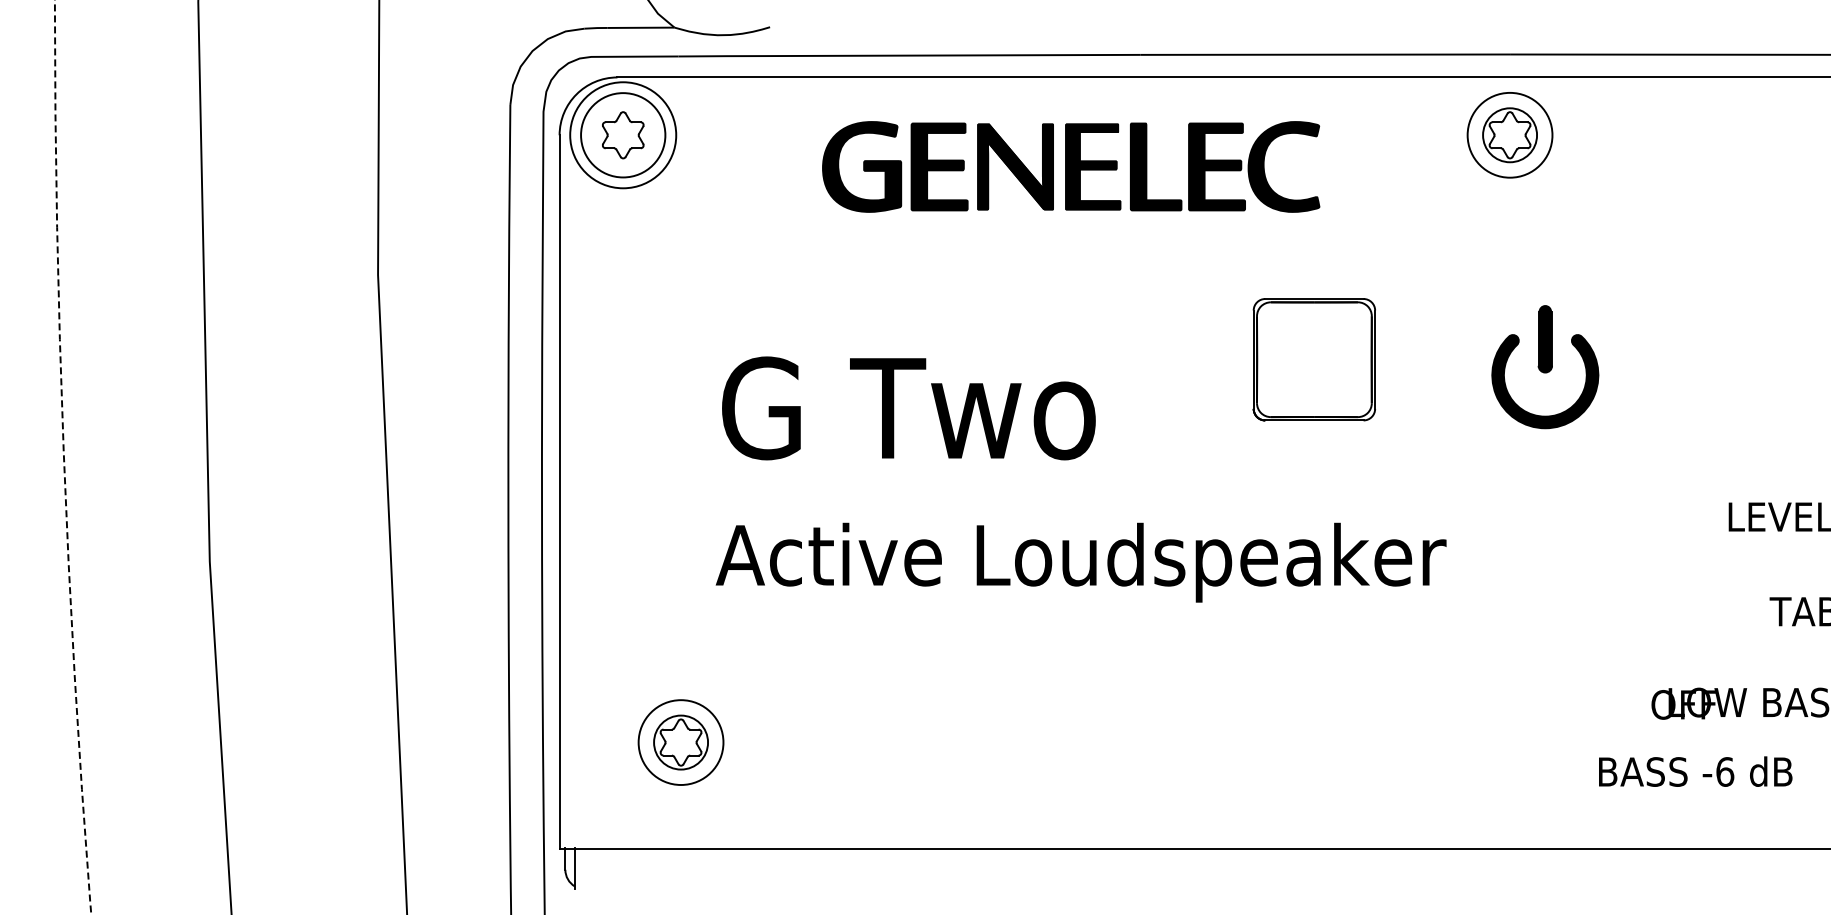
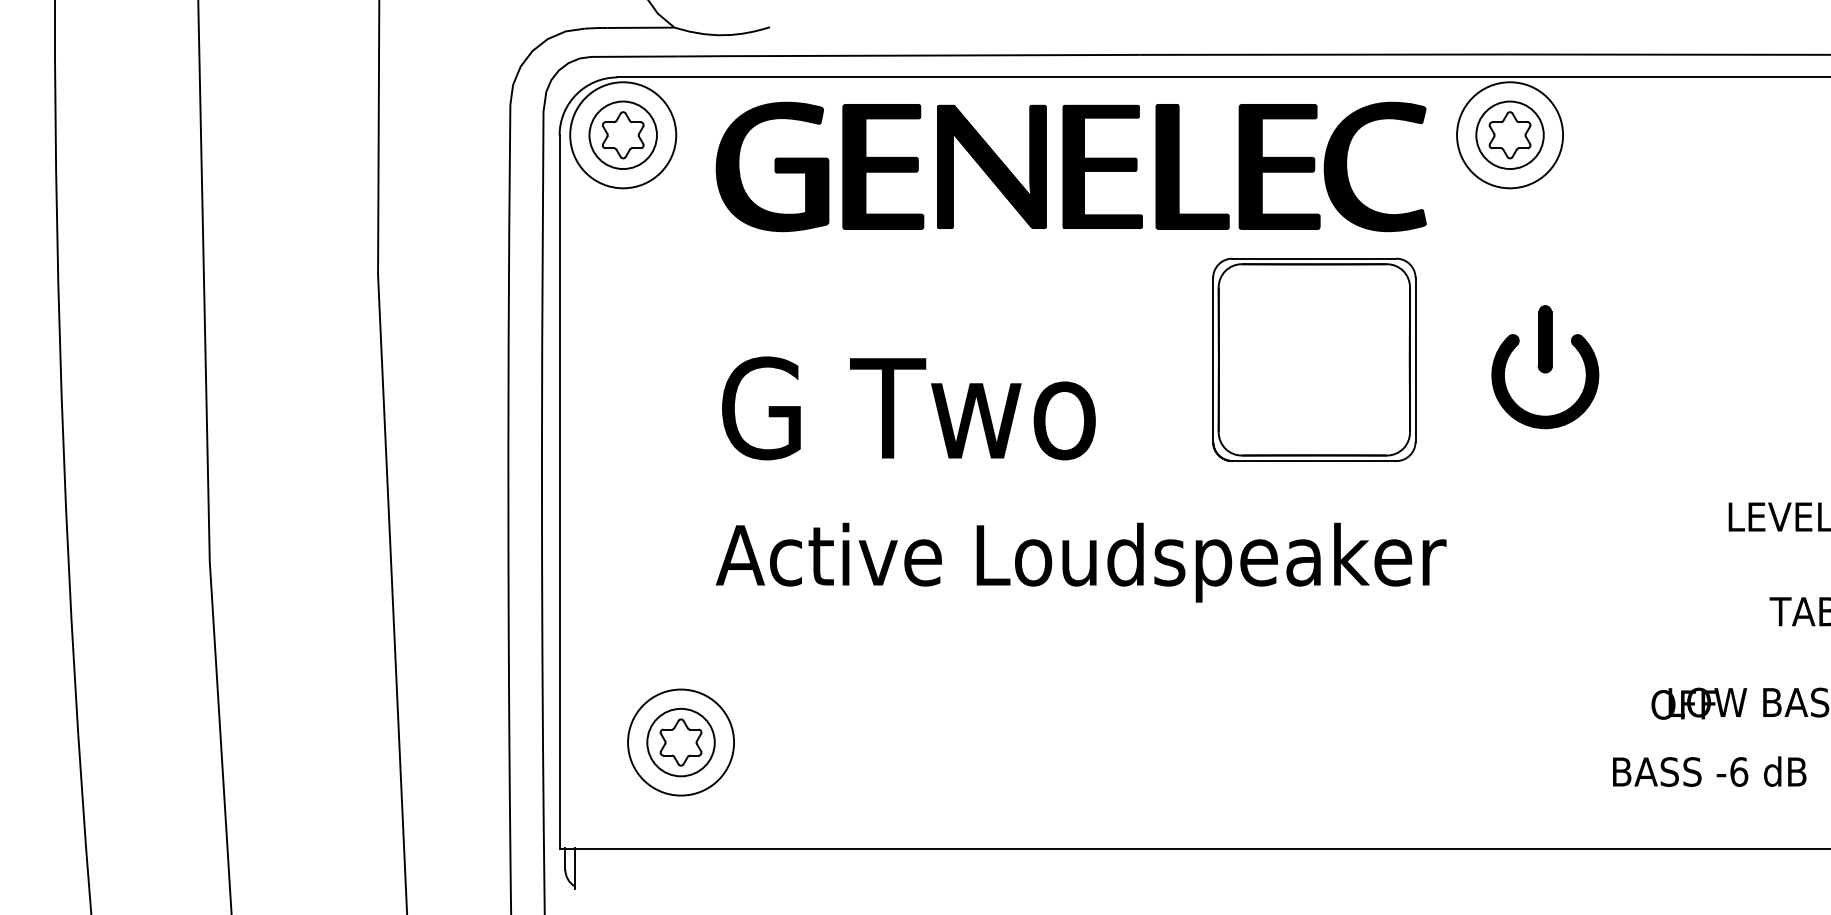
circle diameter: 85 px -> 106 px (1510, 135)
circle diameter: 84 px -> 67 px (622, 135)
circle diameter: 54 px -> 67 px (1509, 135)
part size: 499x92 px -> 712x132 px (1070, 166)
part size: 124x124 px -> 205x205 px (1314, 359)
arc: dashed -> solid (63, 457)
circle diameter: 85 px -> 106 px (681, 742)
circle diameter: 54 px -> 67 px (680, 742)
text position: (1695, 771) -> (1709, 771) (1709, 771)
